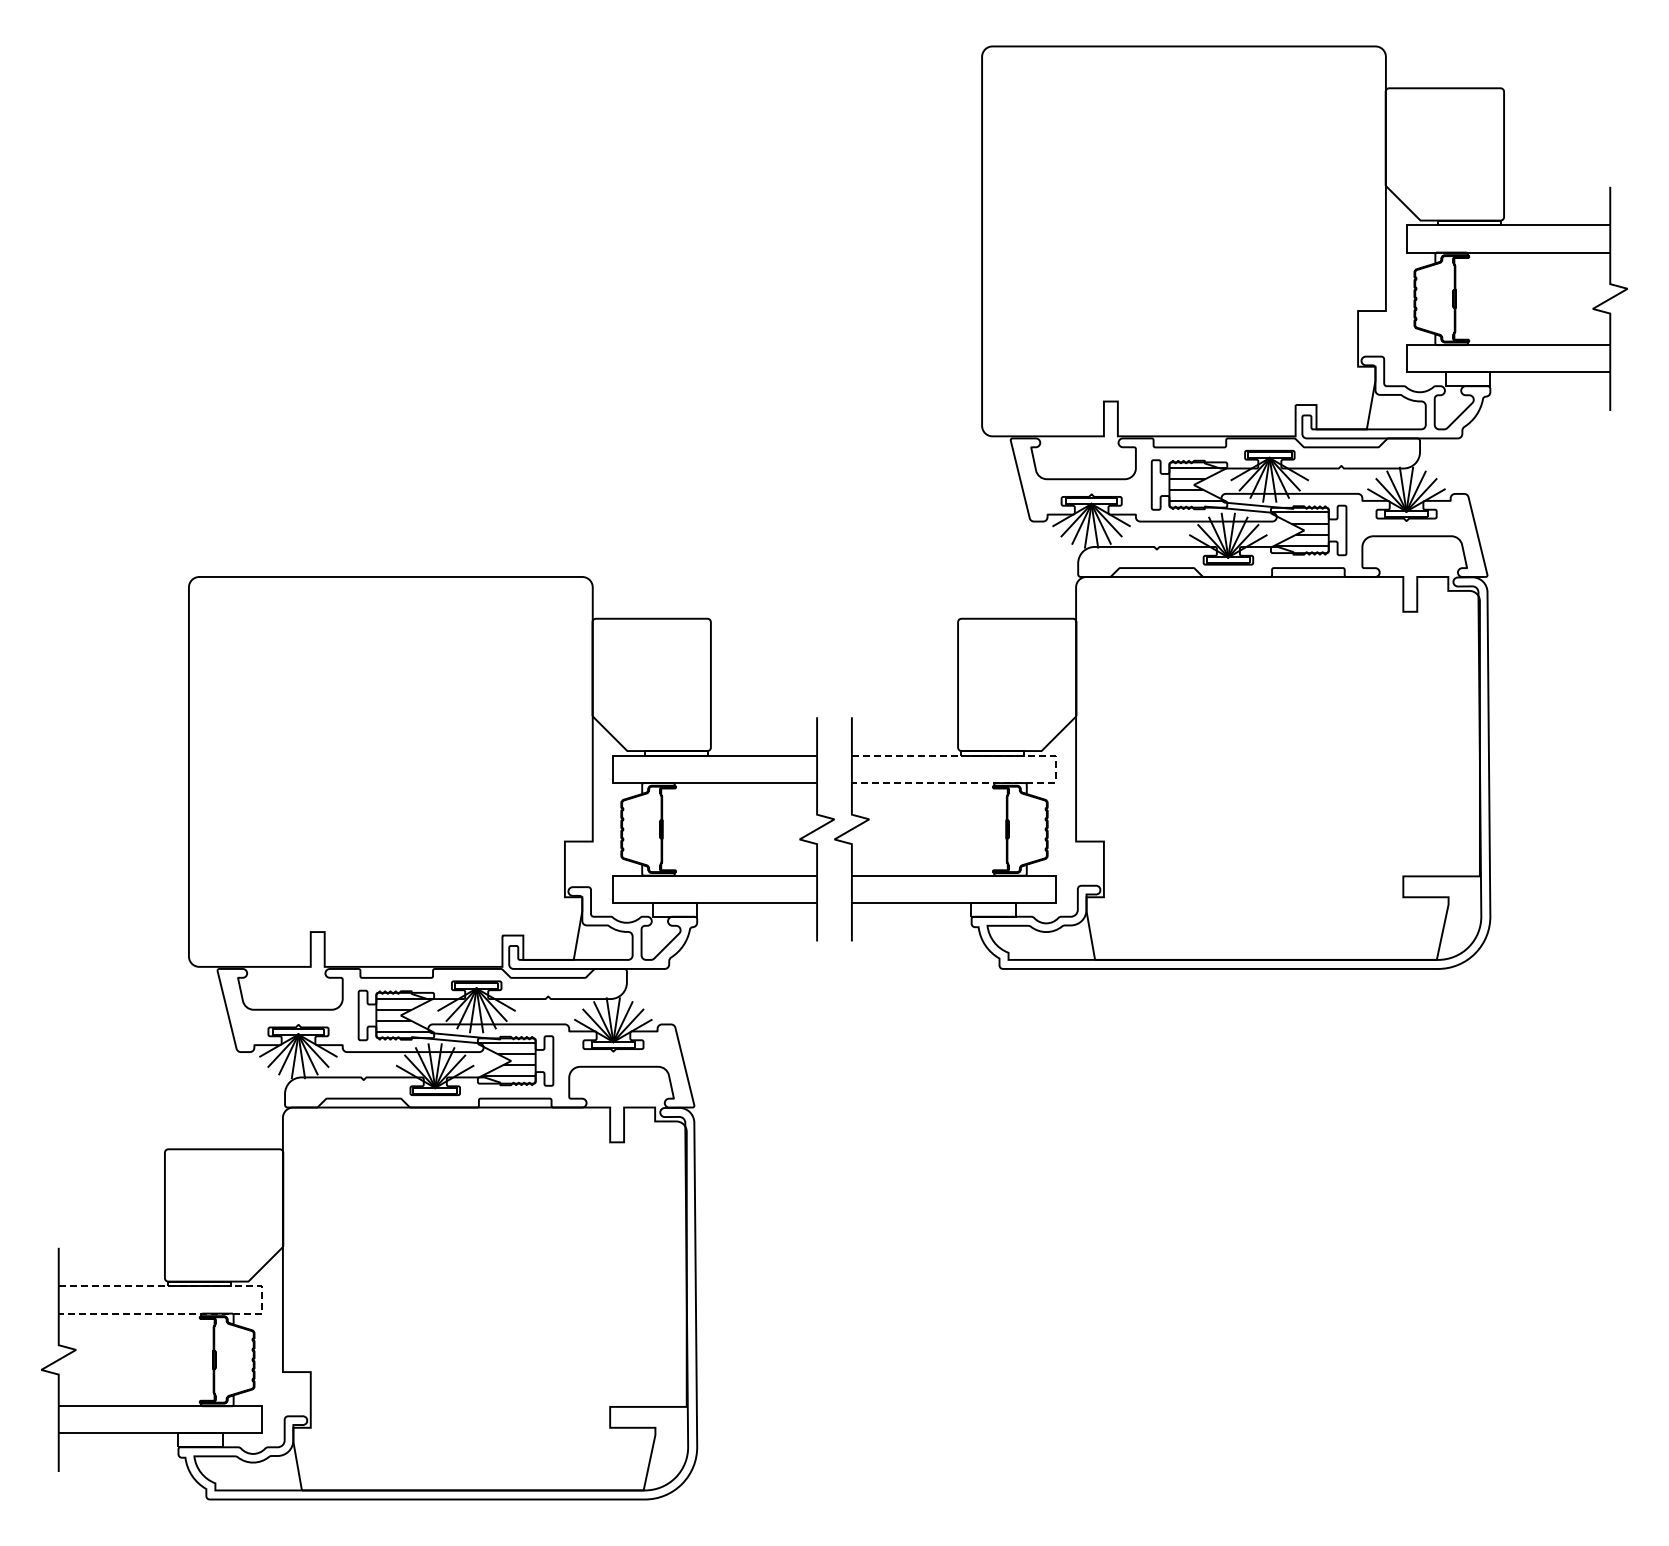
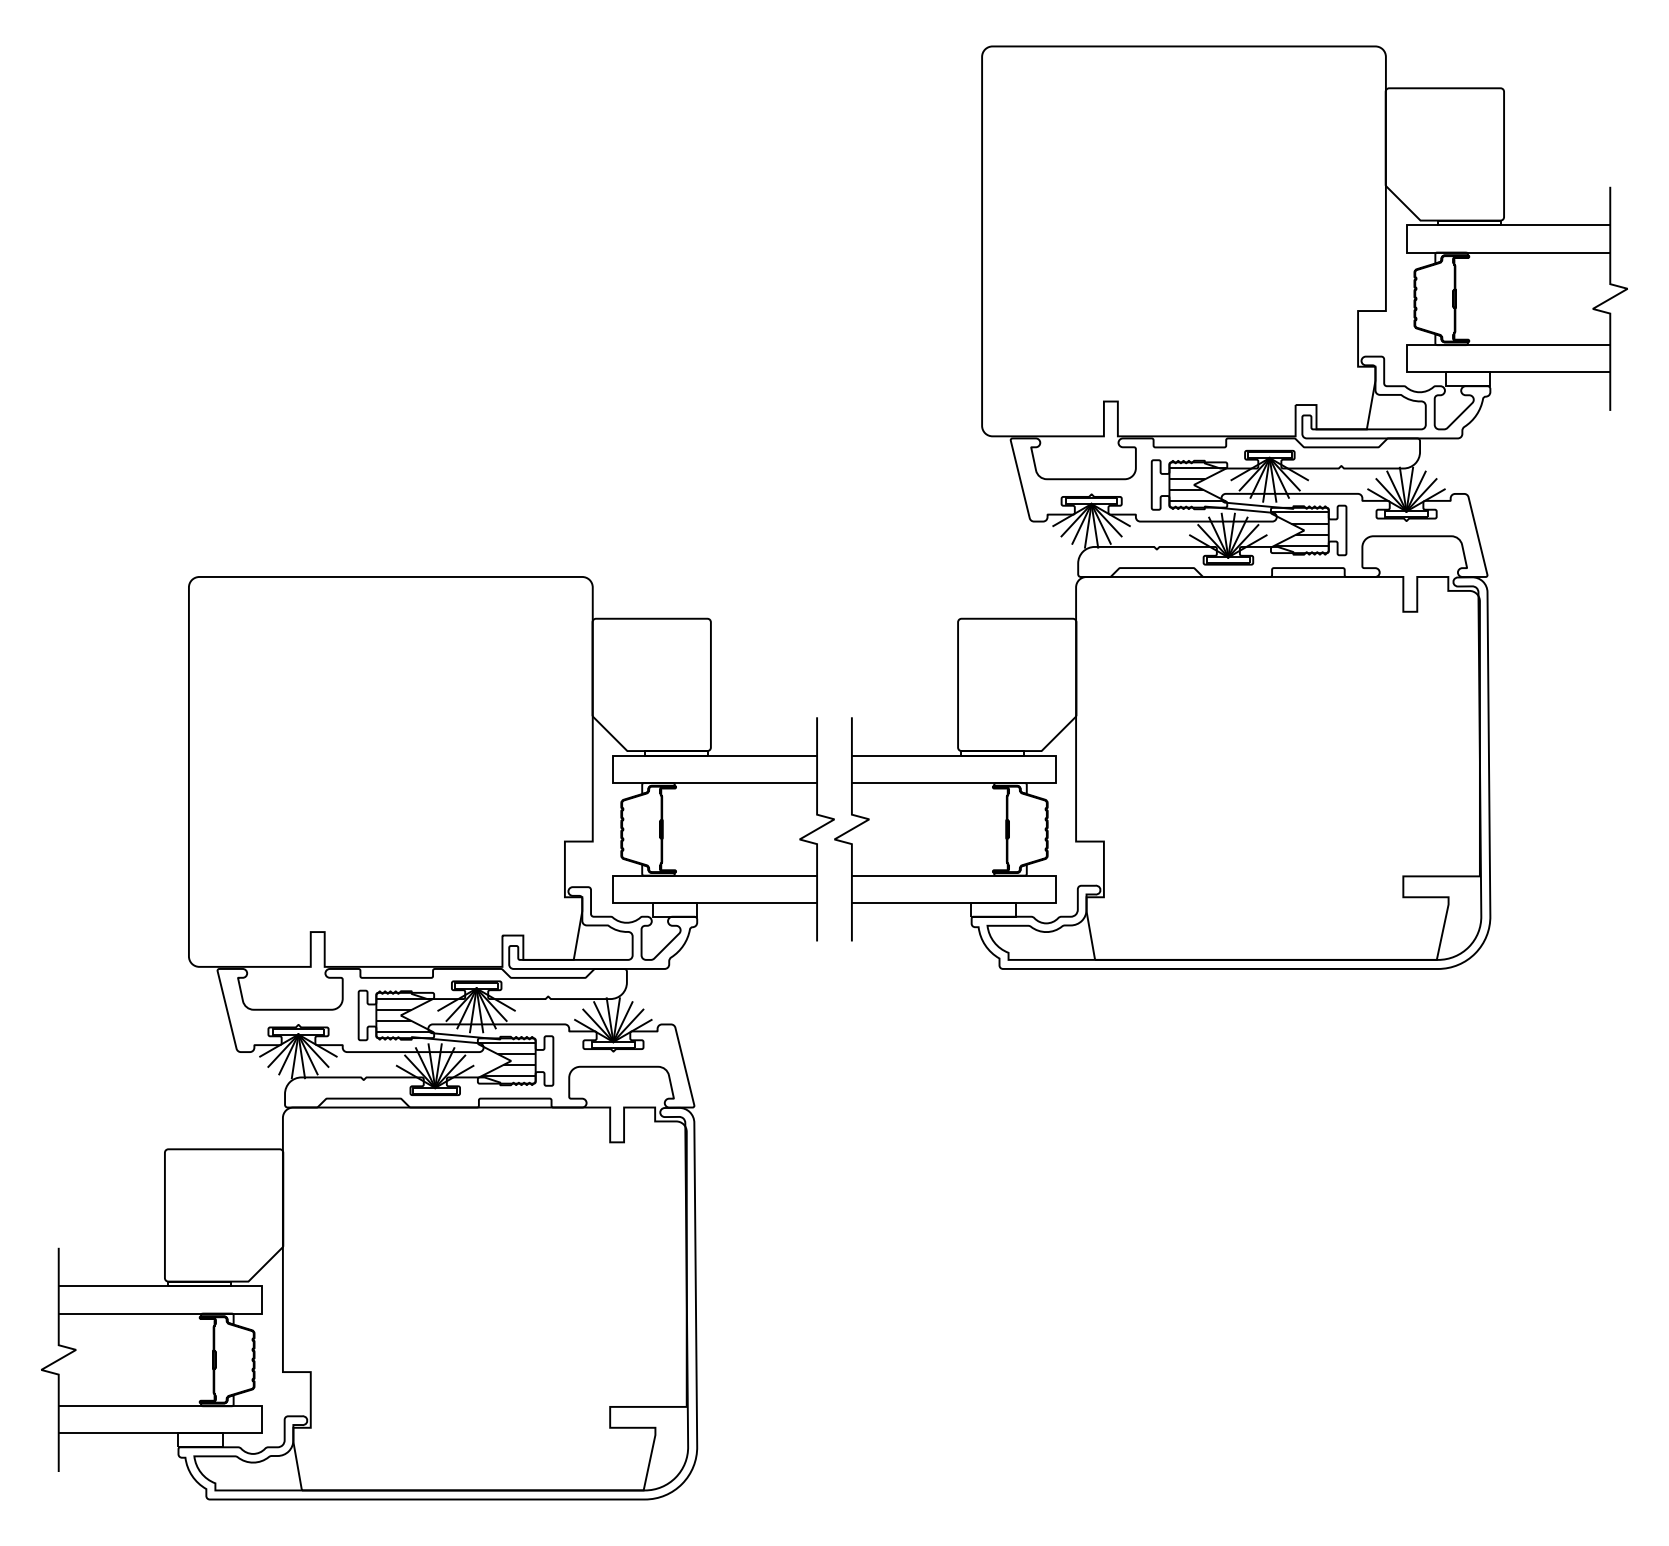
line: dashed -> solid (1055, 769)
line: dashed -> solid (262, 1300)
